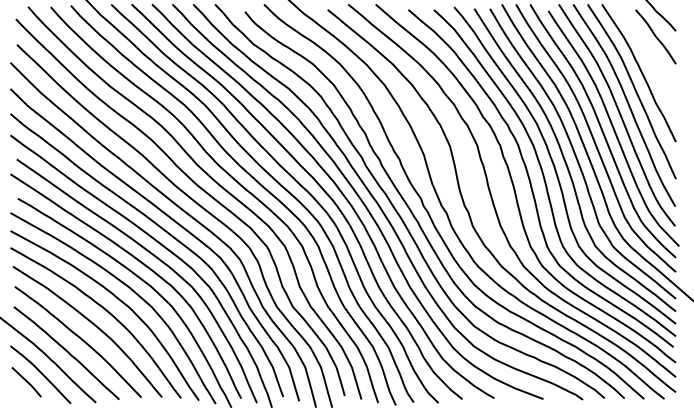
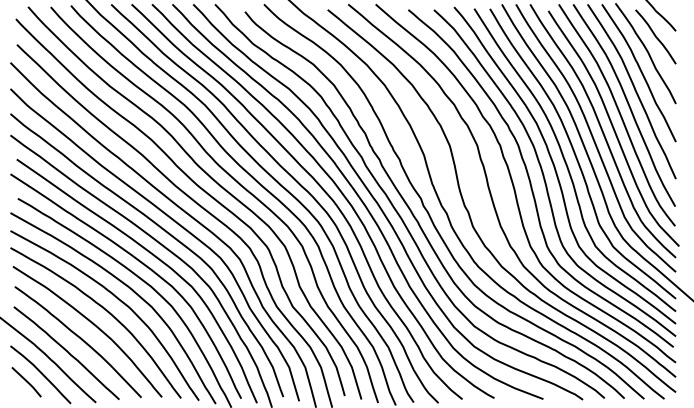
curve: none -> present (647, 53)
